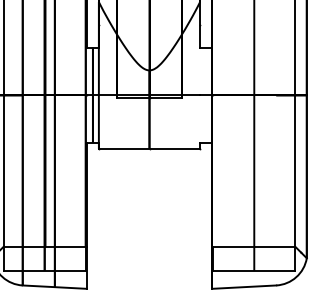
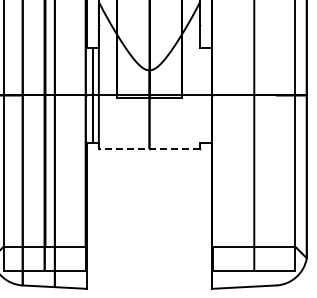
line: solid -> dashed (149, 148)
